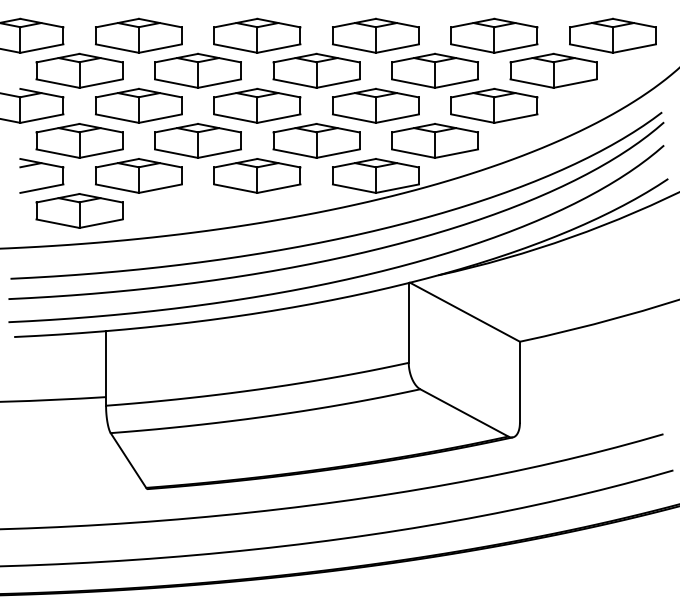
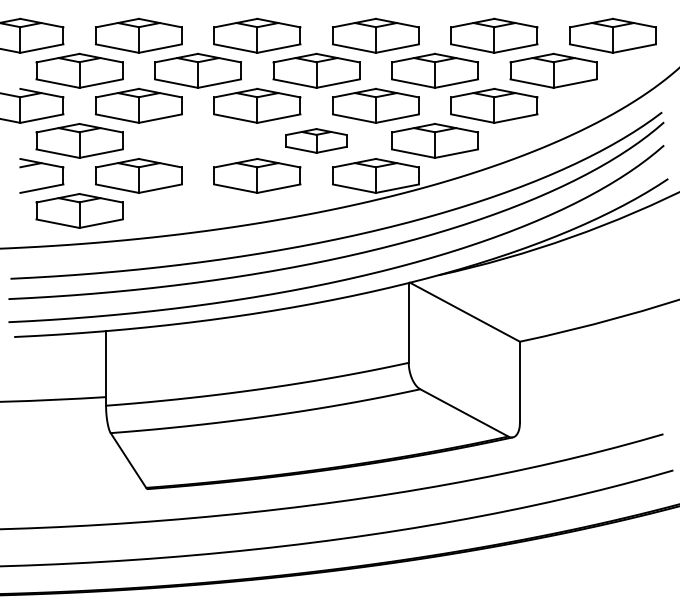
part: present -> none (197, 140)
part size: 89x36 px -> 63x26 px (316, 140)
